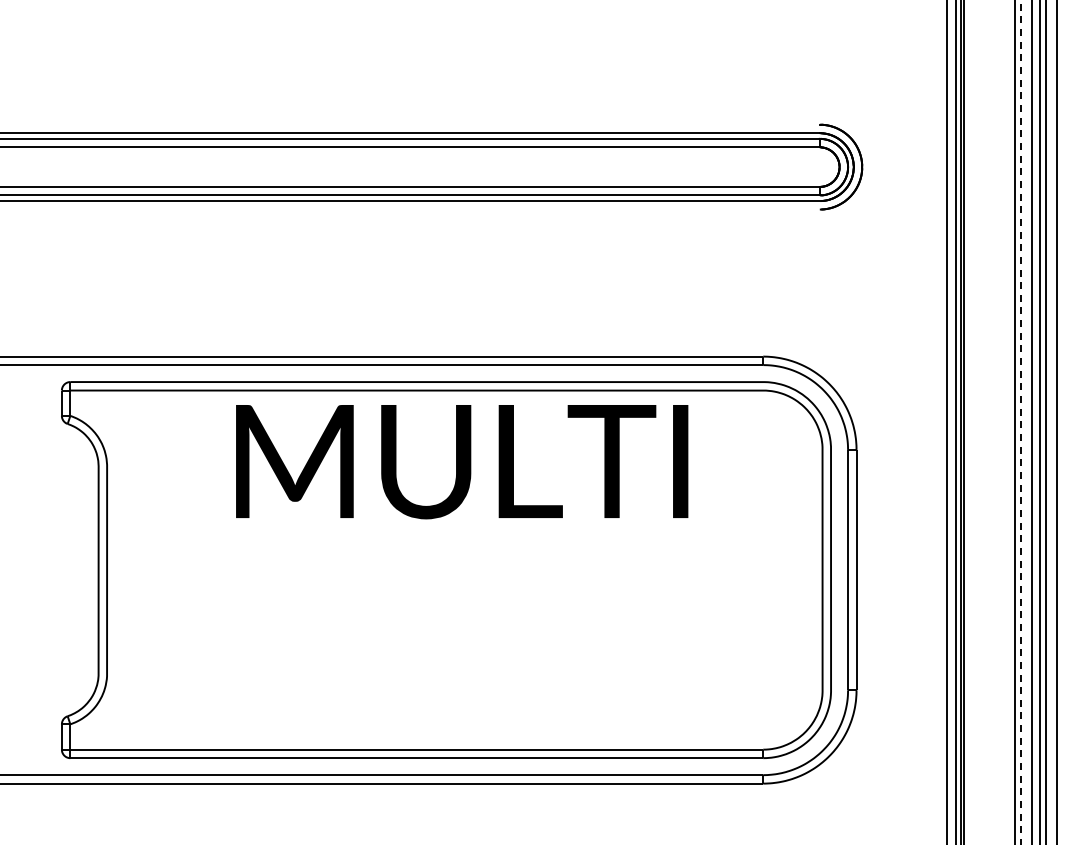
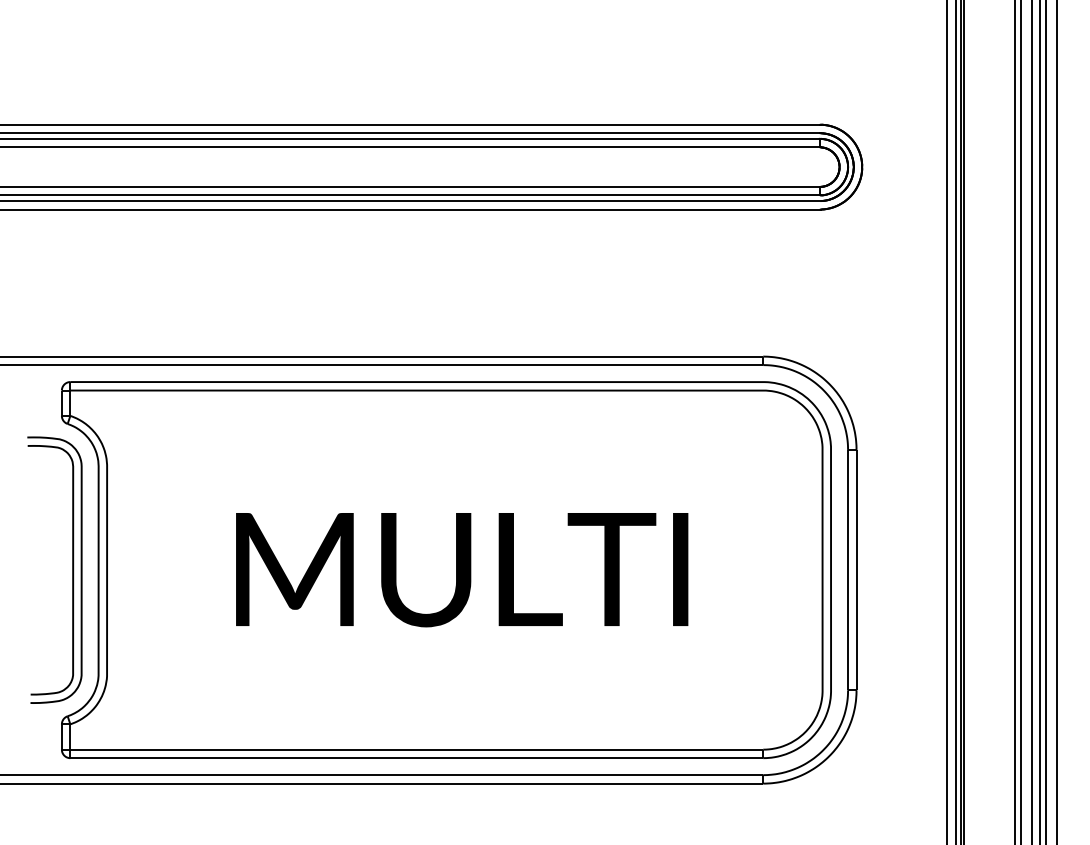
line: none -> present (410, 124)
line: none -> present (411, 209)
line: dashed -> solid (1021, 422)
text position: (462, 462) -> (462, 570) (462, 570)
part: none -> present (72, 569)
